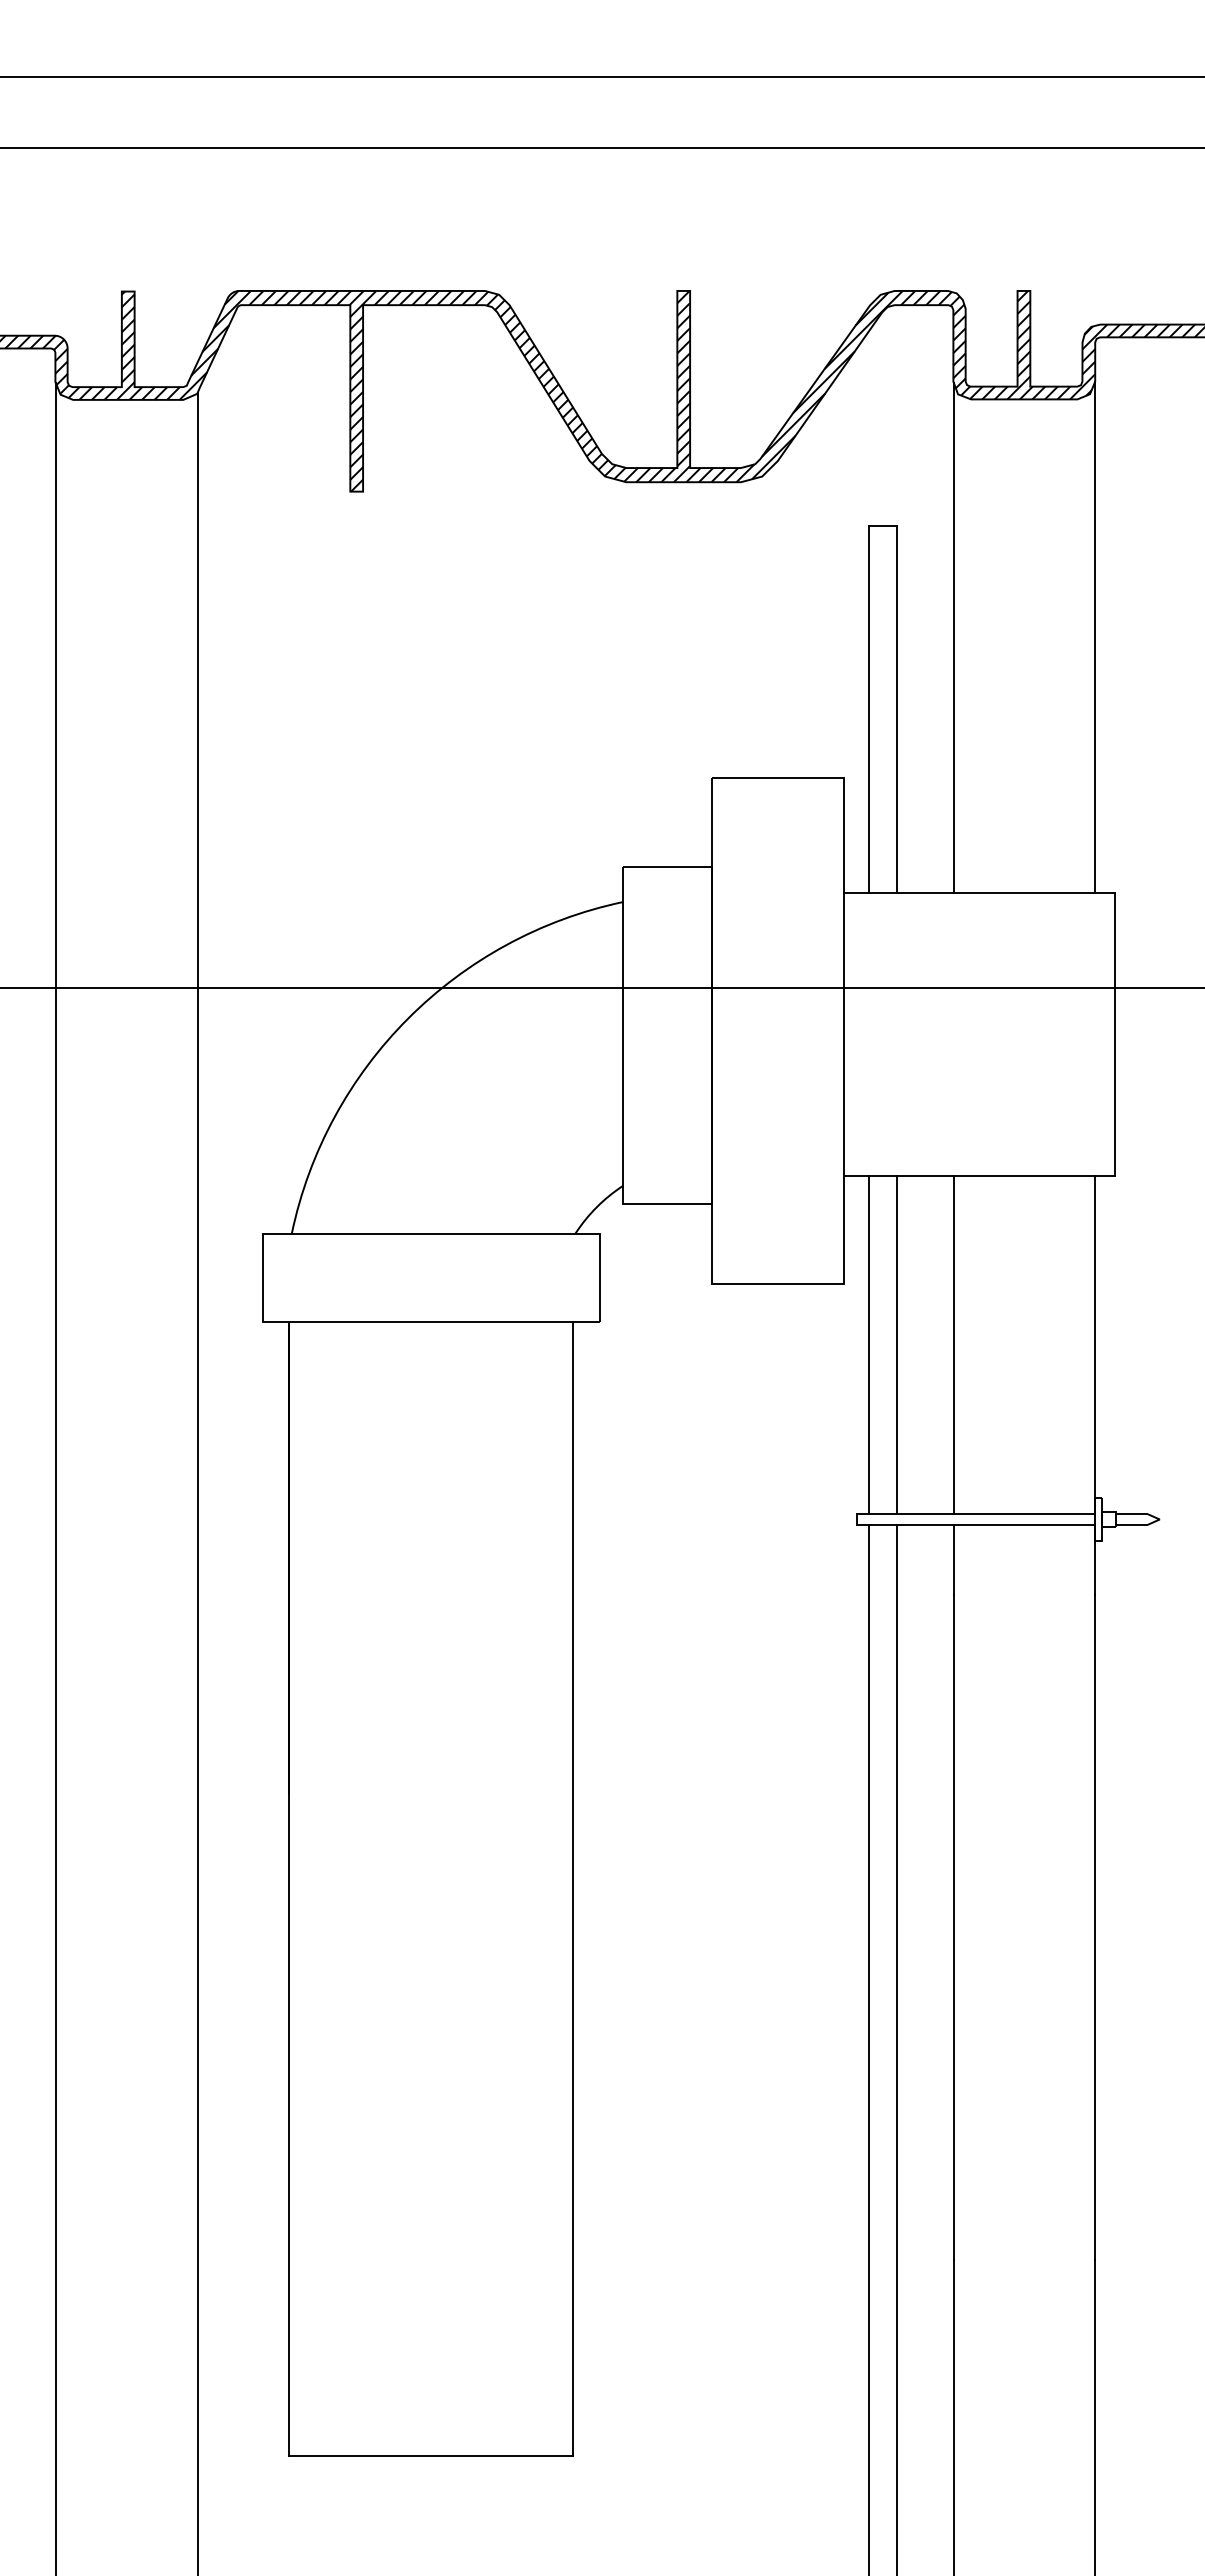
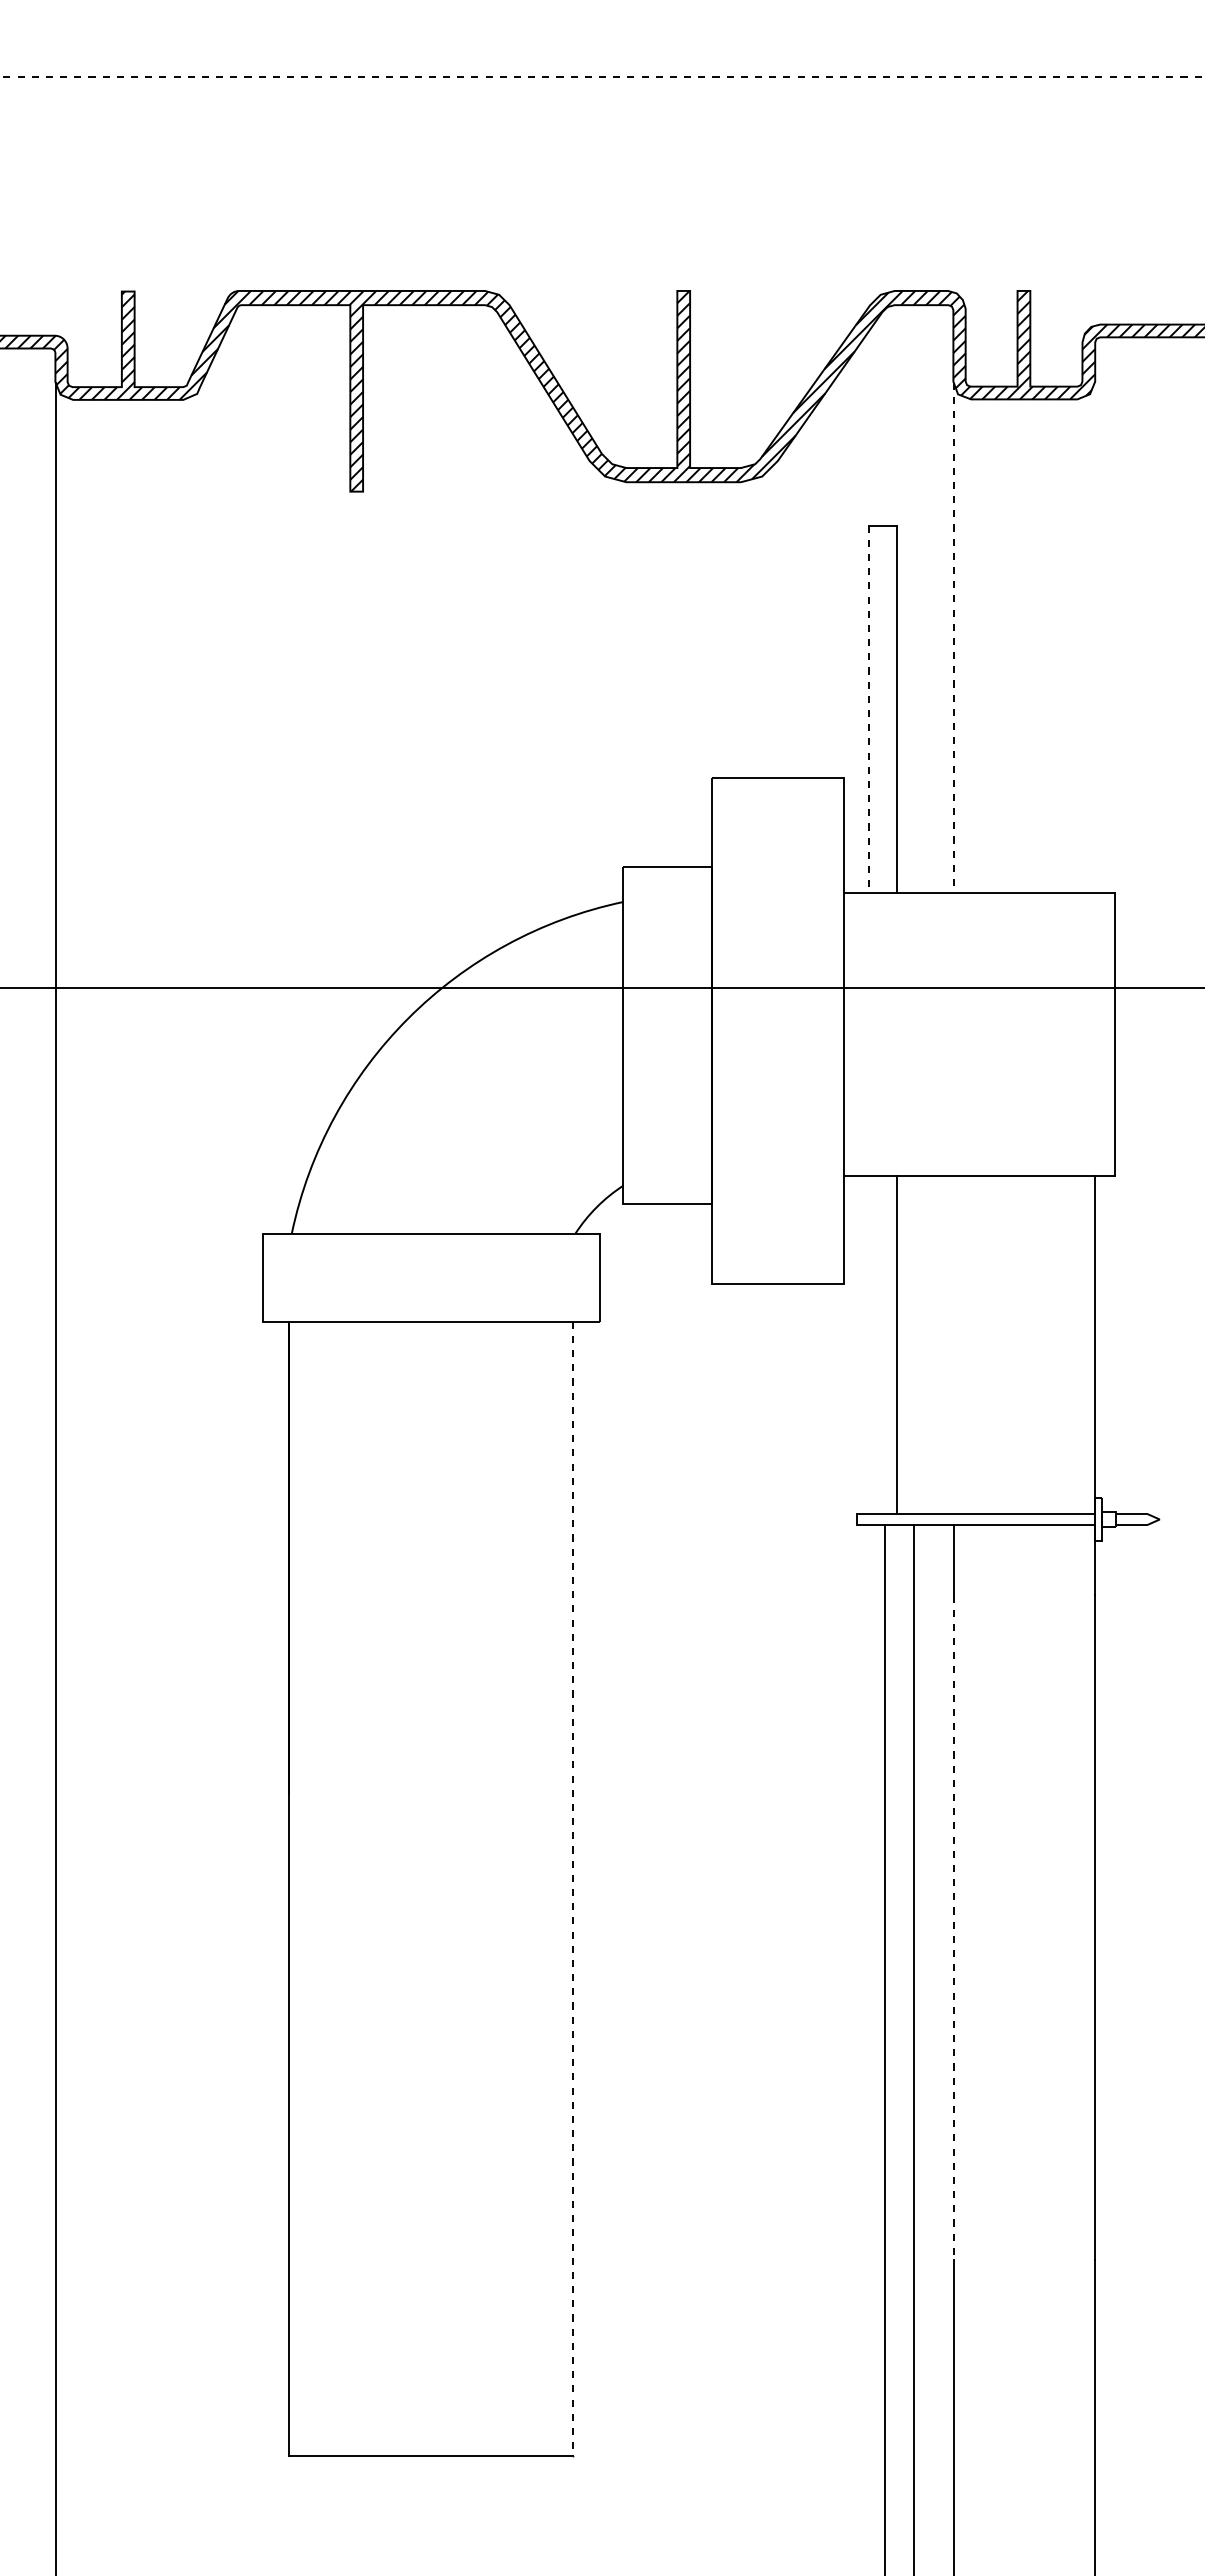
line: solid -> dashed (602, 77)
line: present -> none (601, 148)
line: present -> none (1095, 636)
line: solid -> dashed (953, 638)
line: solid -> dashed (869, 709)
line: present -> none (869, 1345)
line: present -> none (953, 1345)
line: present -> none (197, 1482)
line: solid -> dashed (573, 1889)
line: solid -> dashed (953, 1928)
line position: (869, 2048) -> (885, 2048) (885, 2048)
line position: (896, 2048) -> (913, 2048) (913, 2048)
